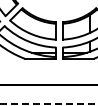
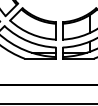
line: dashed -> solid (48, 103)
